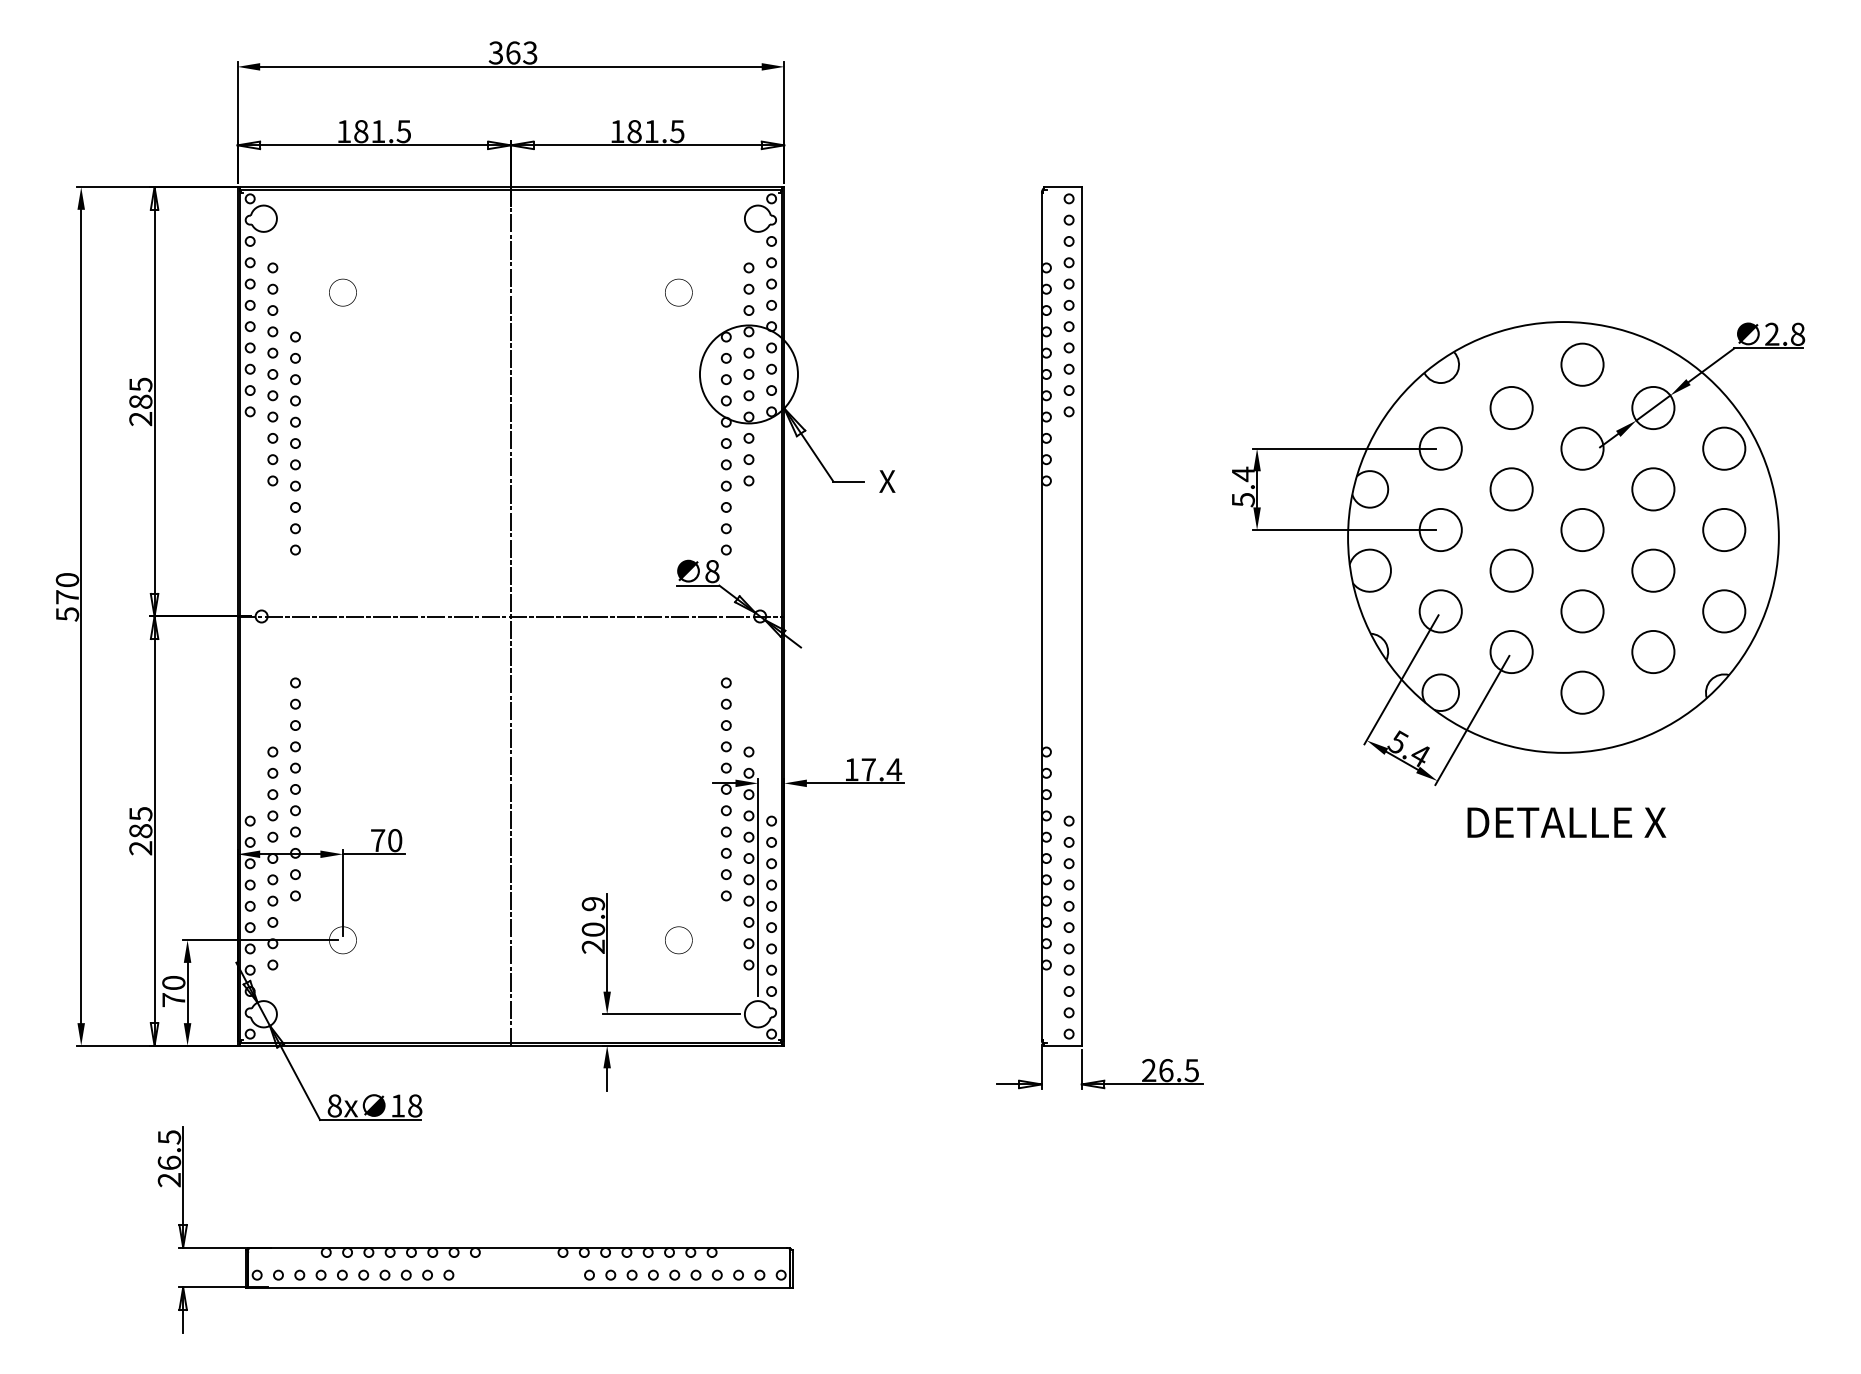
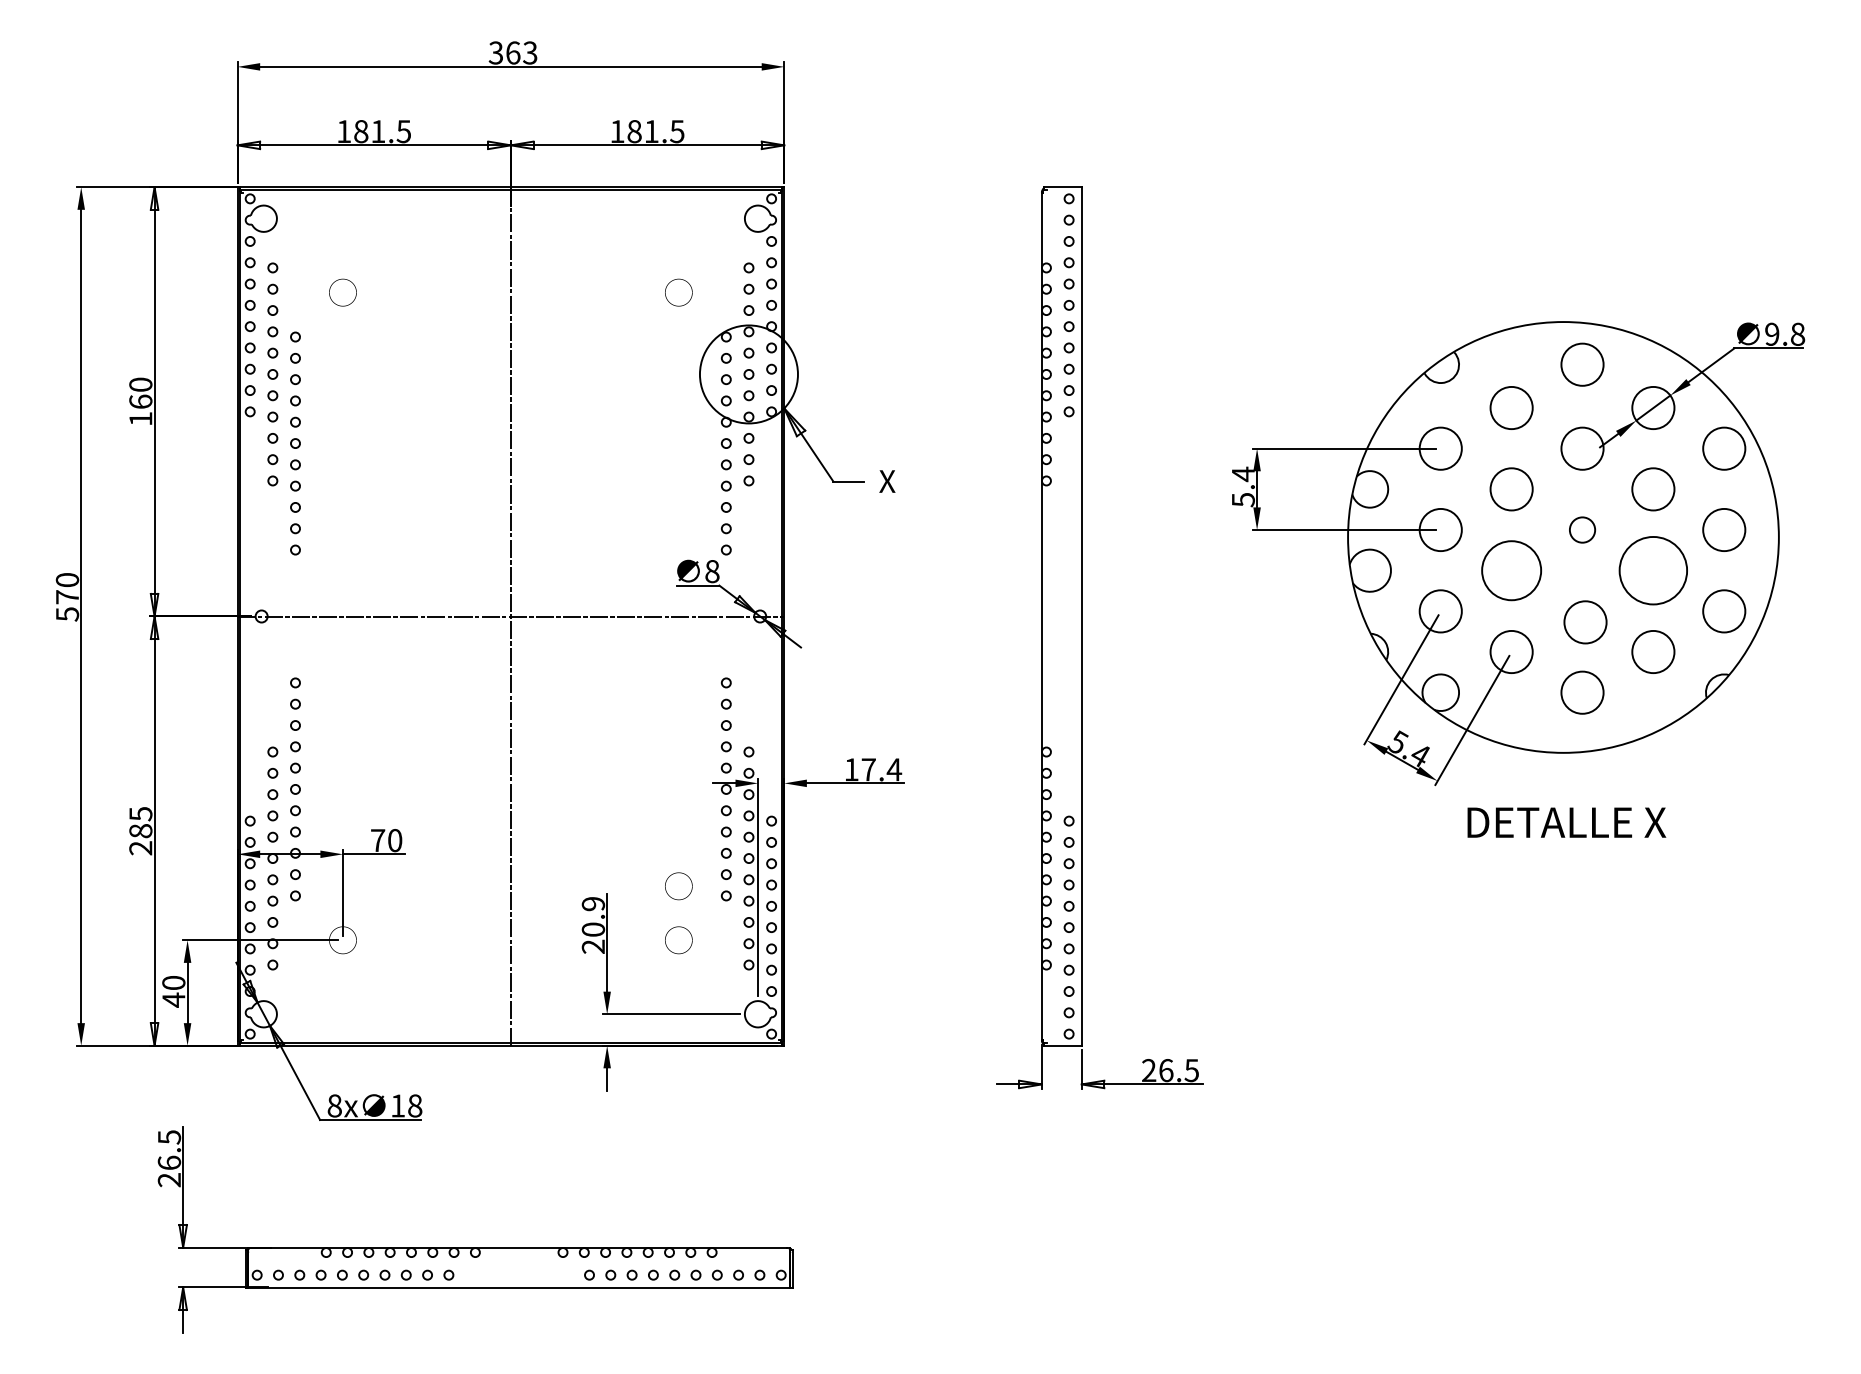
text: 2.8 -> 9.8 (1772, 334)
text: 285 -> 160 (140, 401)
circle diameter: 42 px -> 25 px (1582, 529)
circle diameter: 42 px -> 59 px (1511, 570)
circle diameter: 42 px -> 67 px (1653, 570)
circle position: (1582, 611) -> (1585, 622) (1585, 622)
part: none -> present (678, 886)
text: 70 -> 40 (173, 999)
